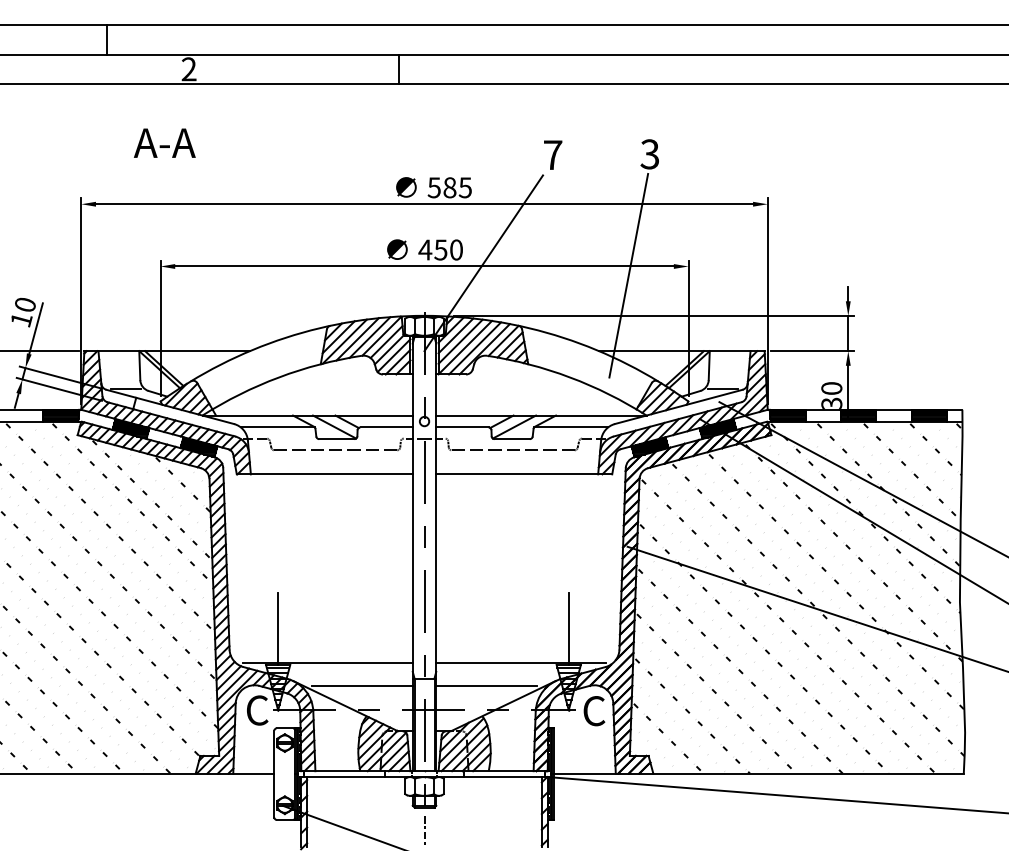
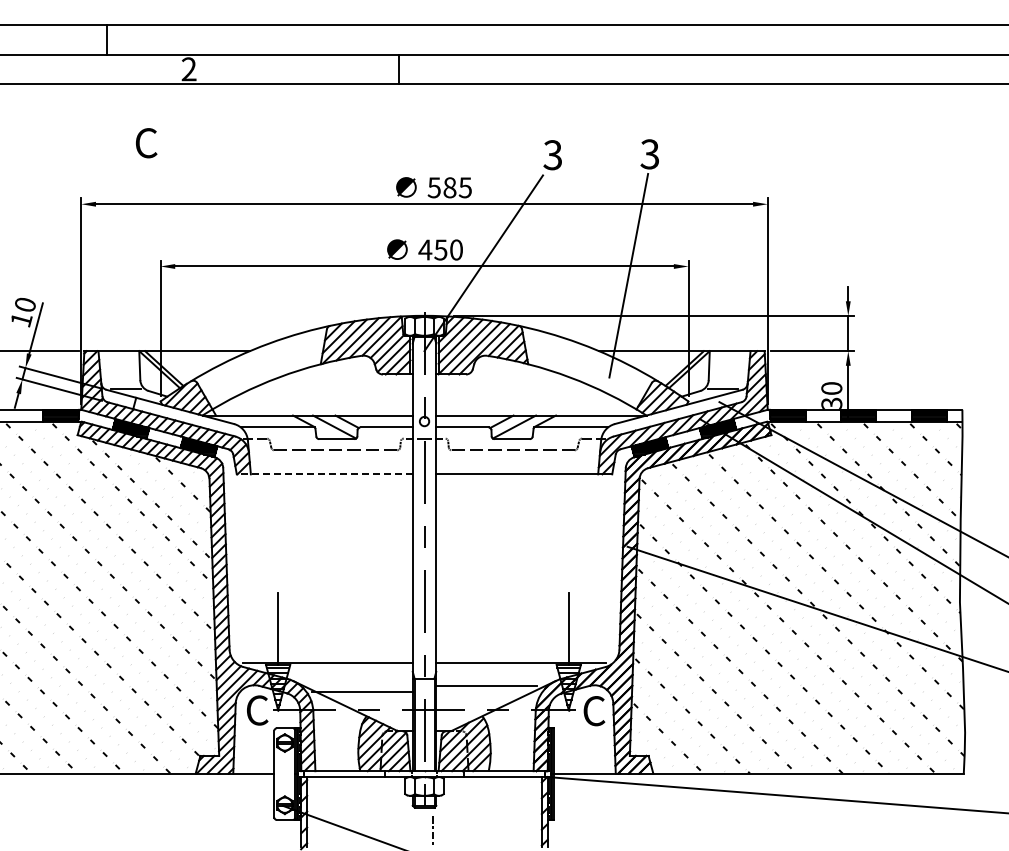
text: A-A -> C (164, 143)
text: 7 -> 3 (552, 155)
line: solid -> dashed (324, 474)
line position: (362, 685) -> (362, 691) (362, 691)
line position: (424, 828) -> (432, 828) (432, 828)
